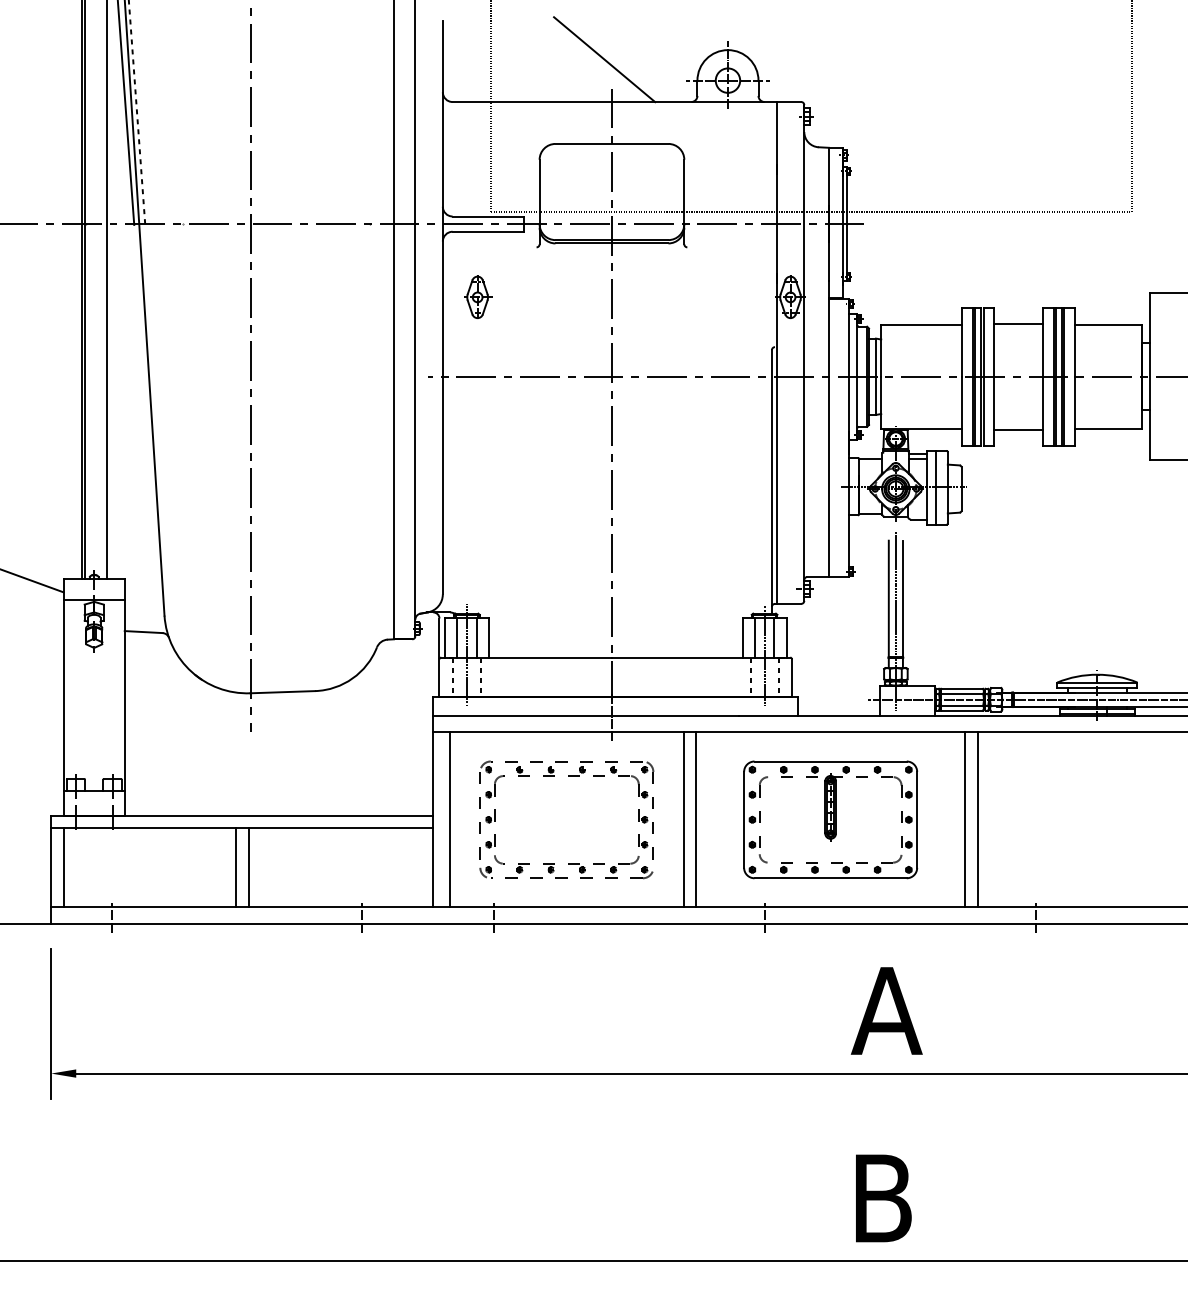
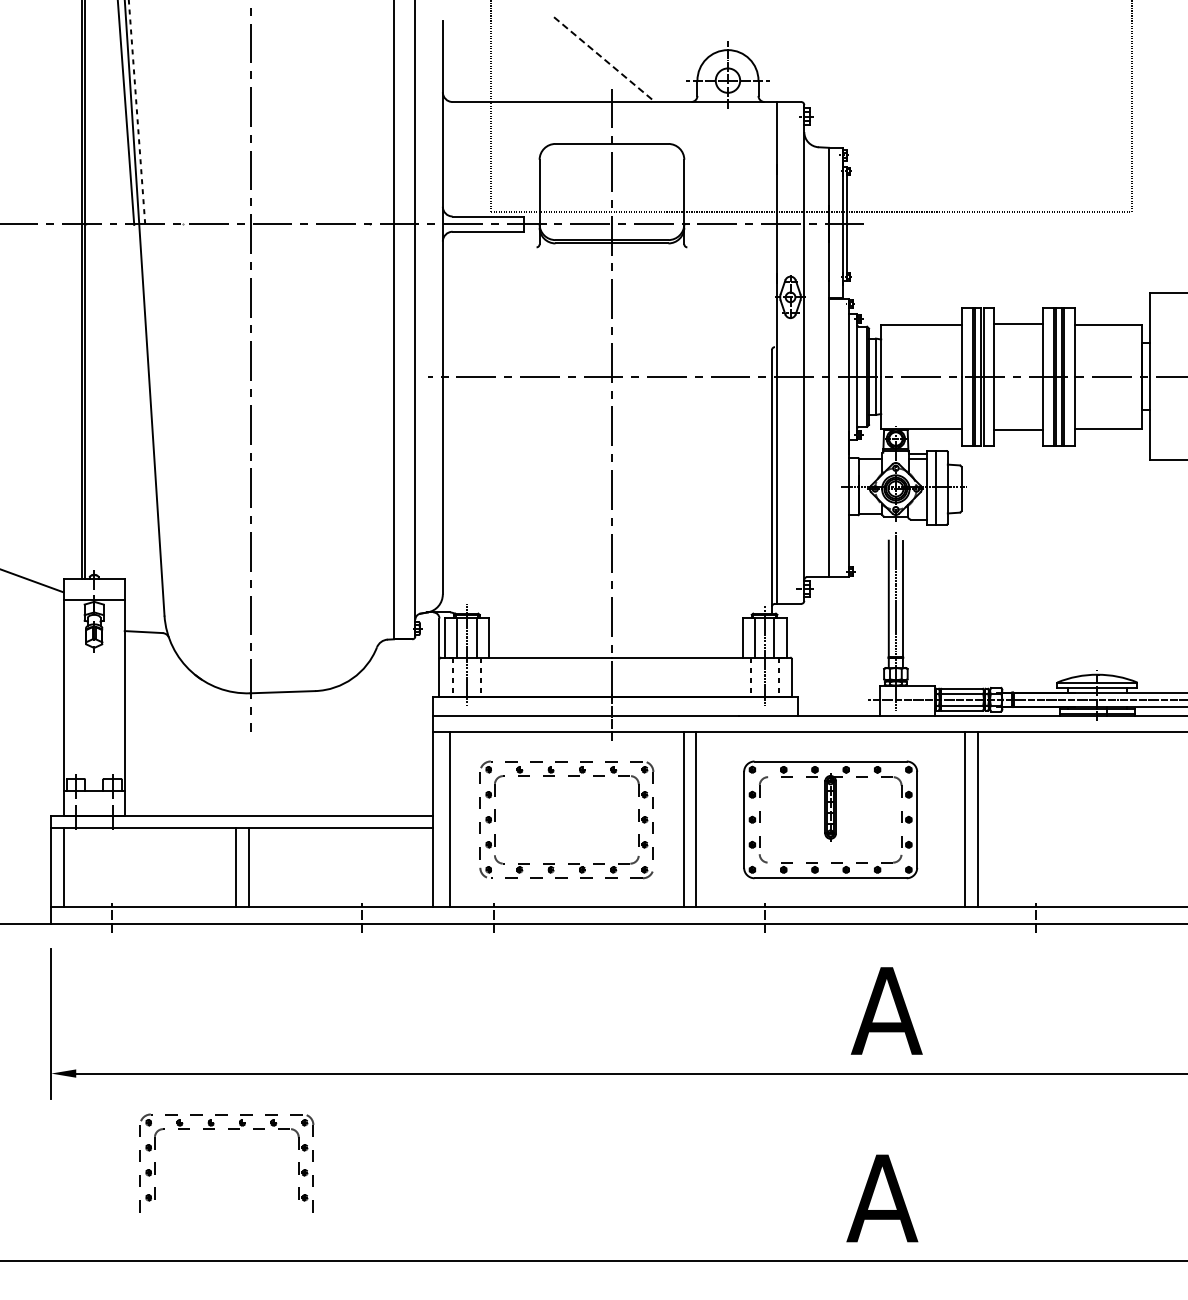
line: solid -> dashed (605, 60)
line: present -> none (107, 290)
part: present -> none (478, 296)
part: none -> present (228, 1129)
text: B -> A (882, 1198)
